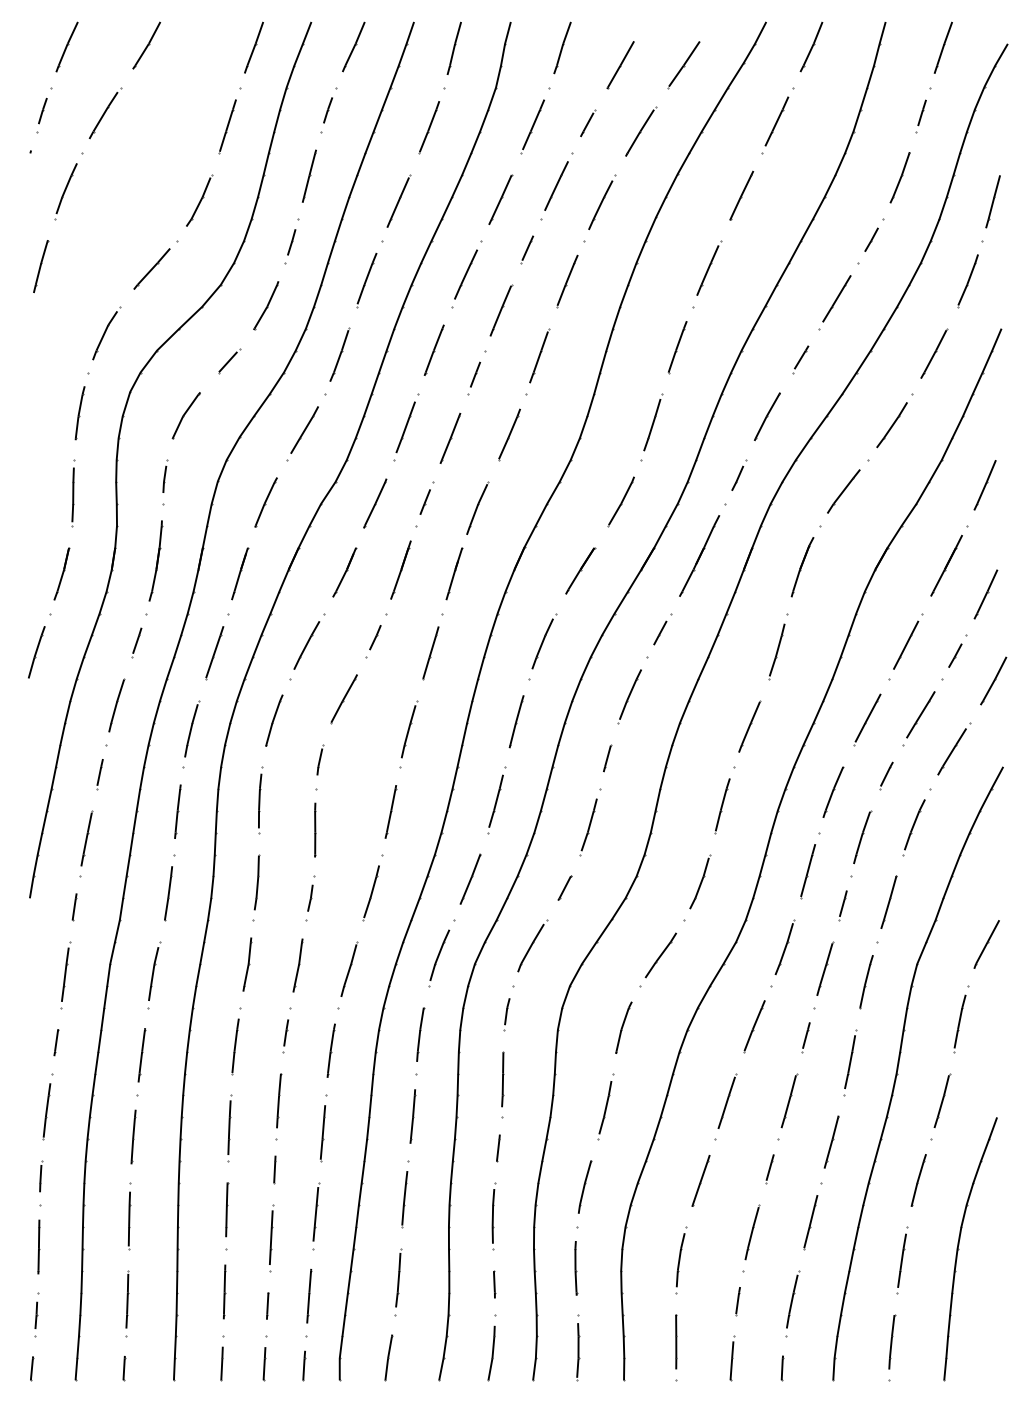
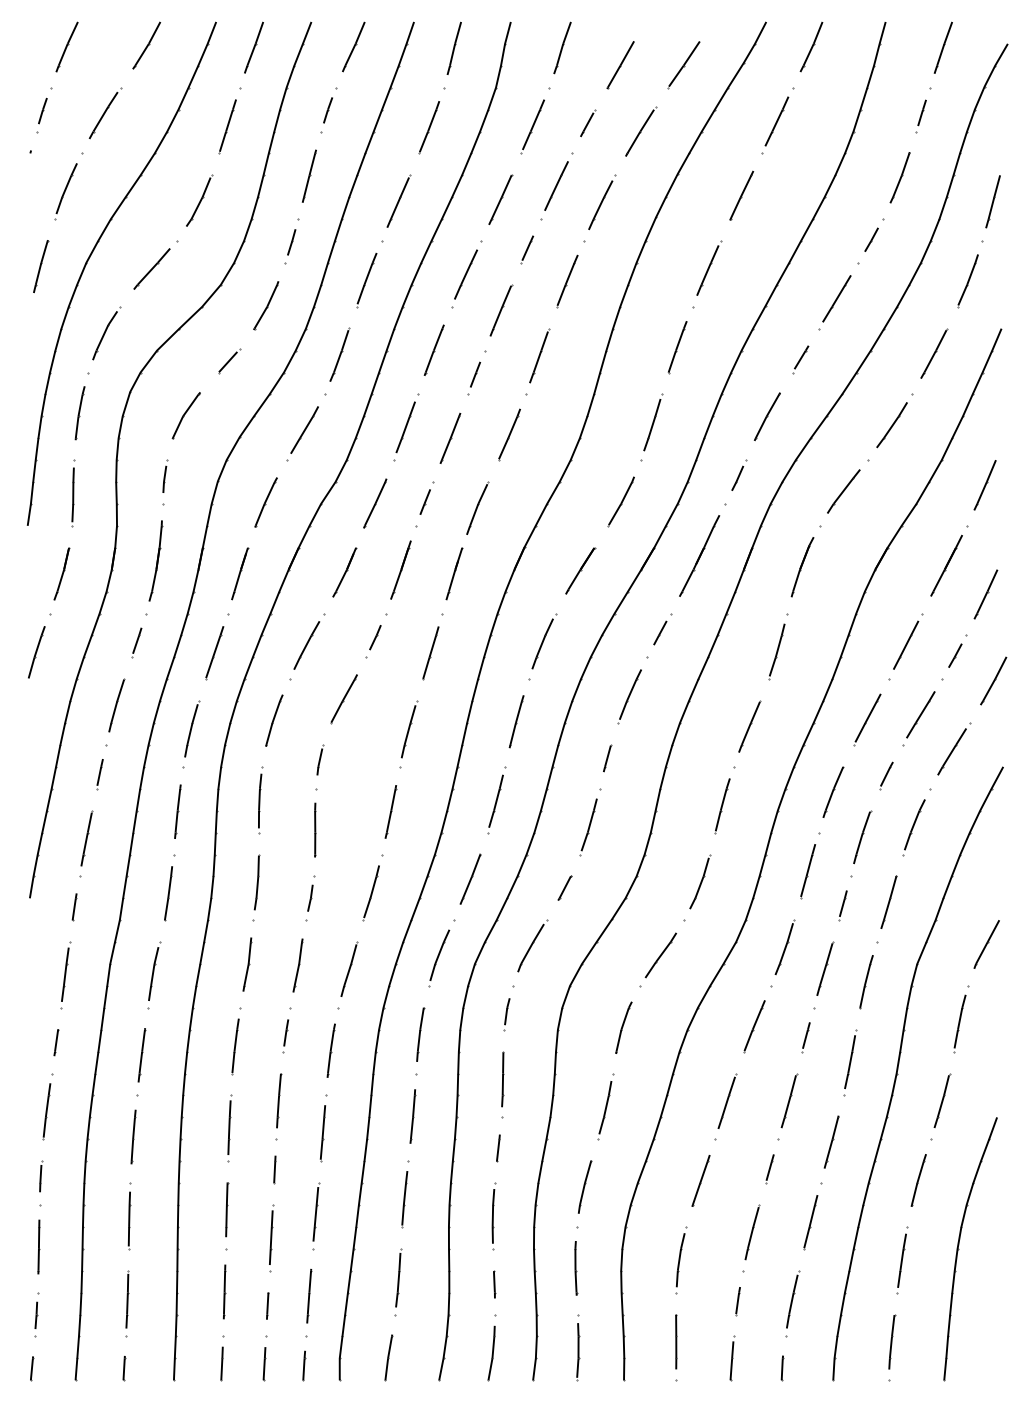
part: none -> present (90, 257)
